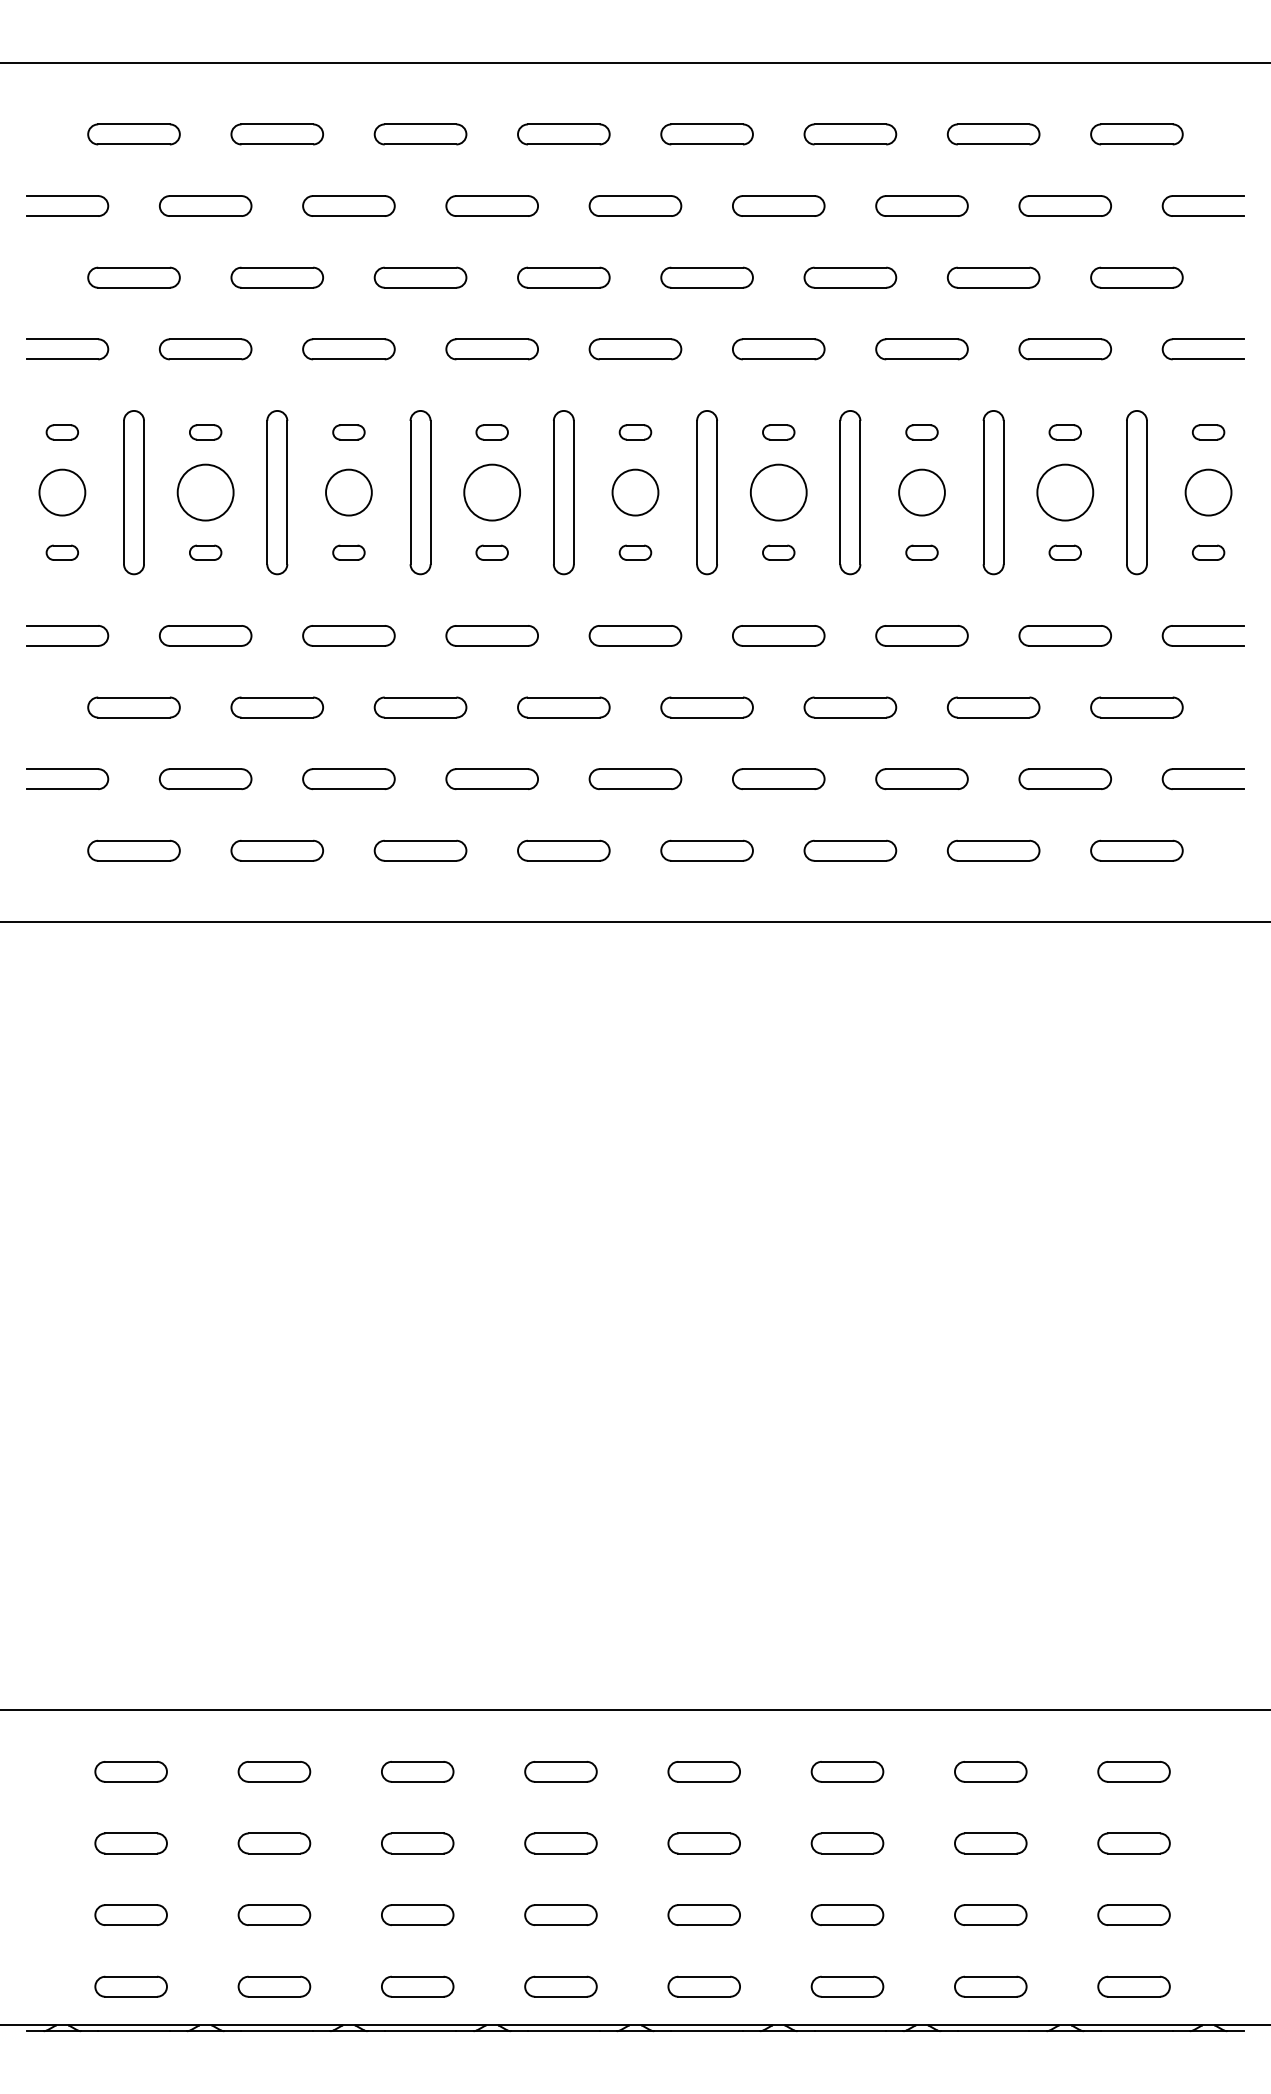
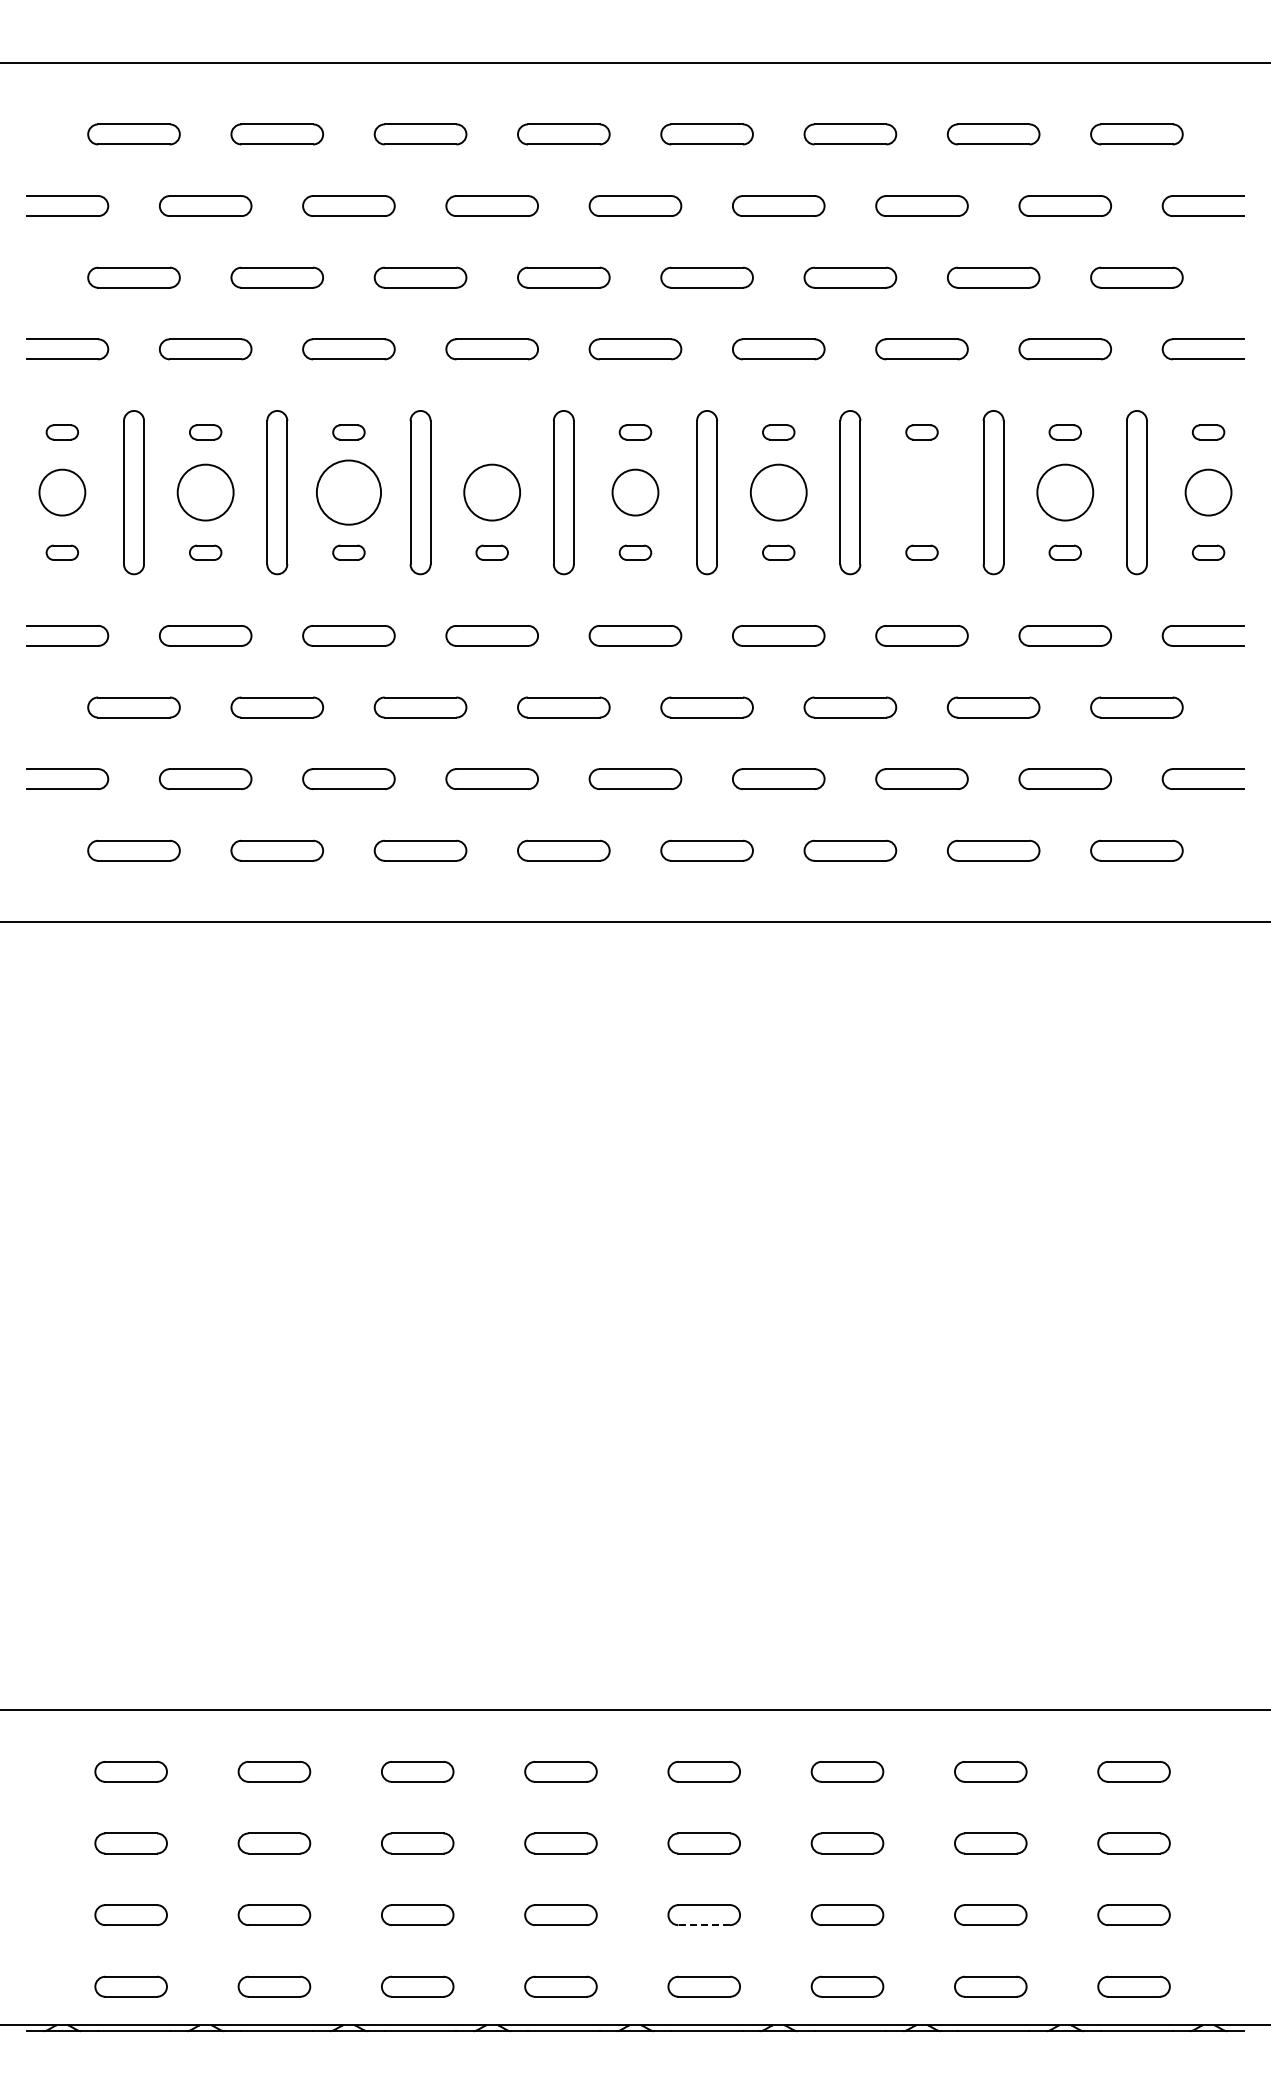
part: present -> none (491, 432)
circle diameter: 46 px -> 64 px (348, 492)
circle: present -> none (921, 492)
line: solid -> dashed (704, 1925)
